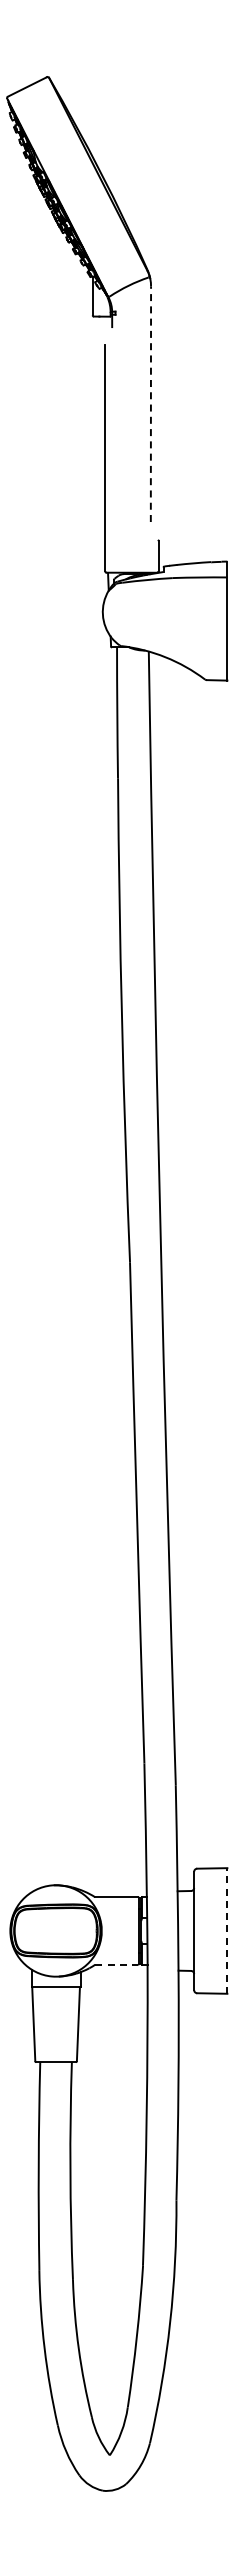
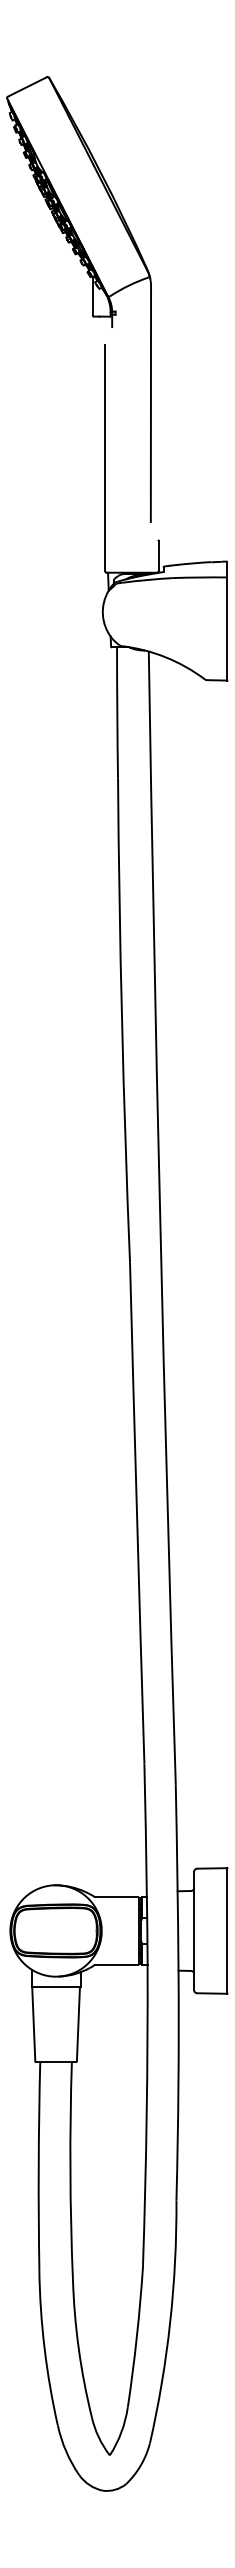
line: dashed -> solid (150, 404)
line: dashed -> solid (227, 1930)
line: dashed -> solid (117, 1964)
